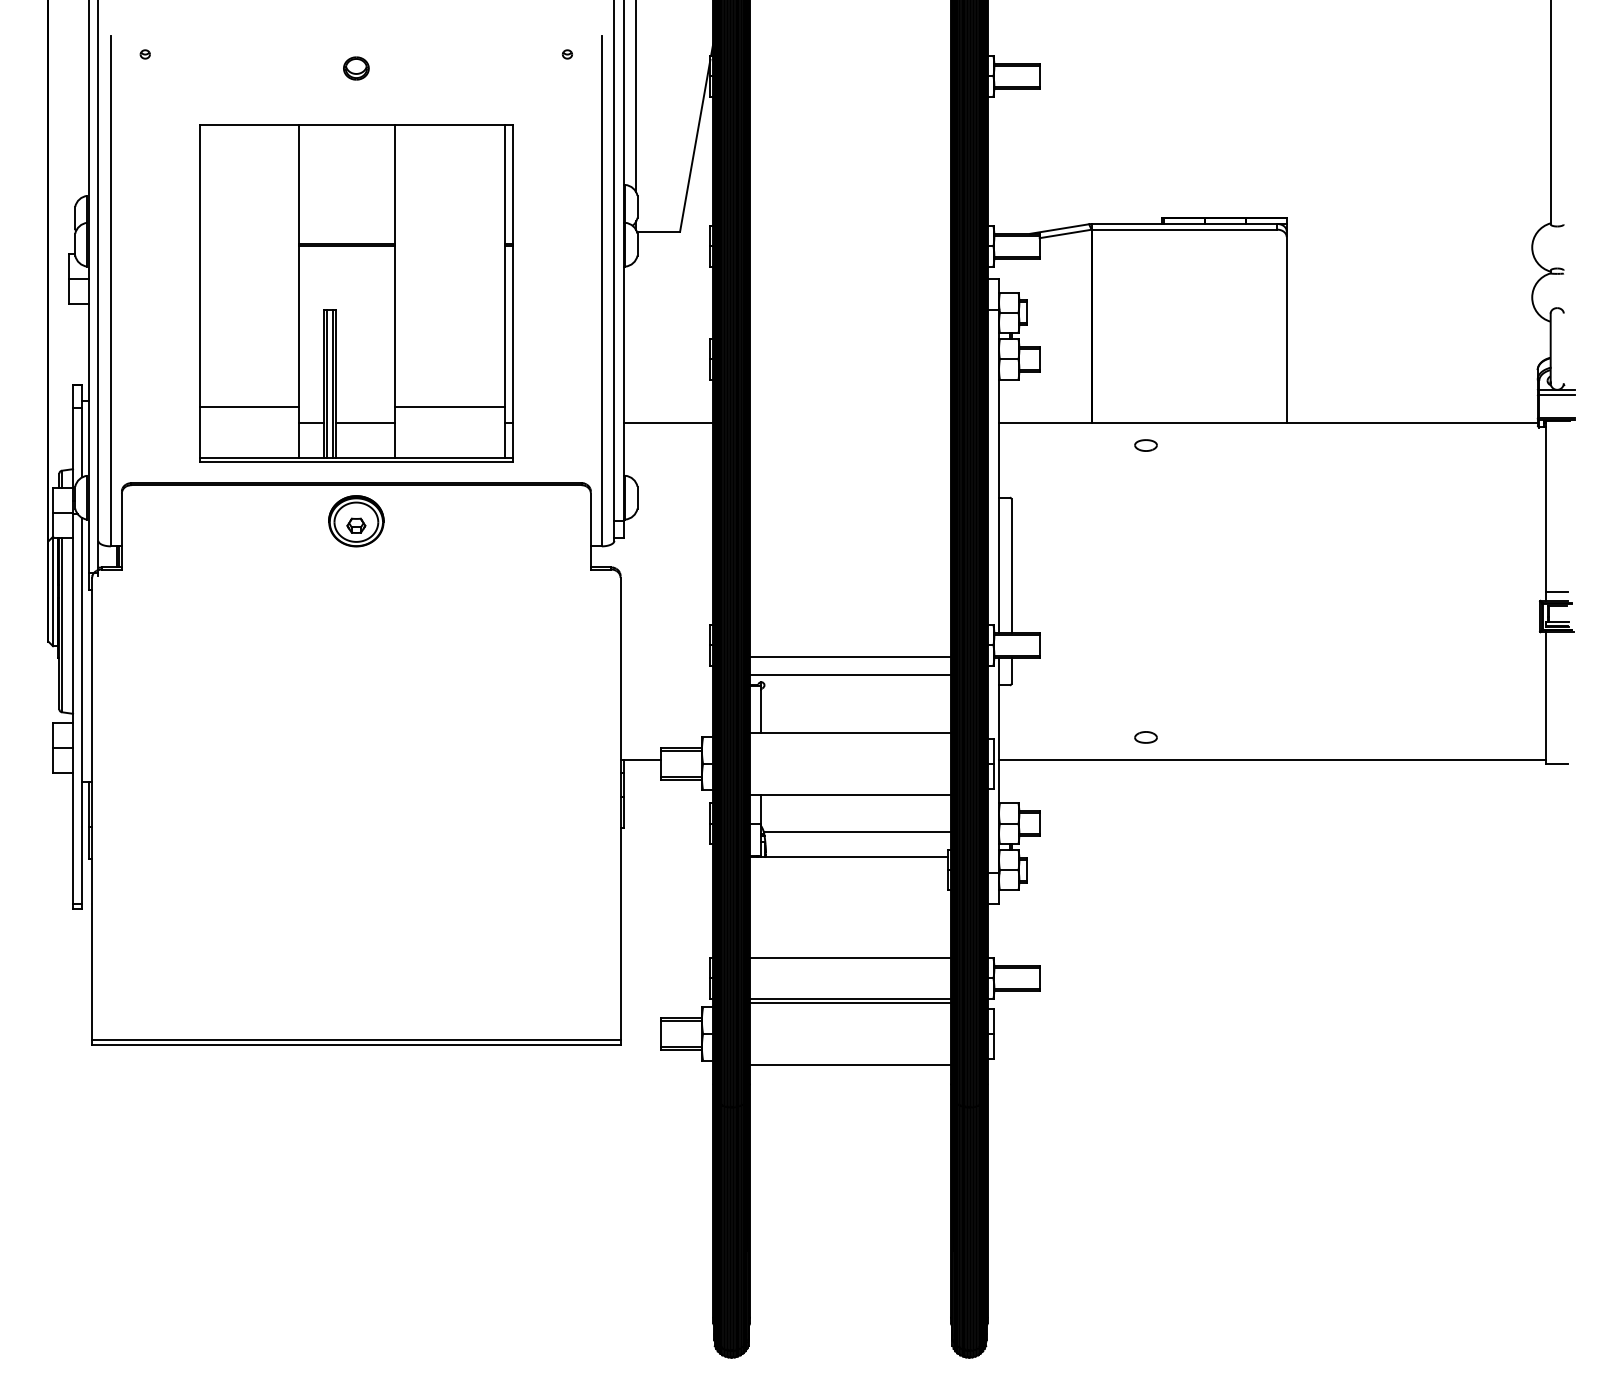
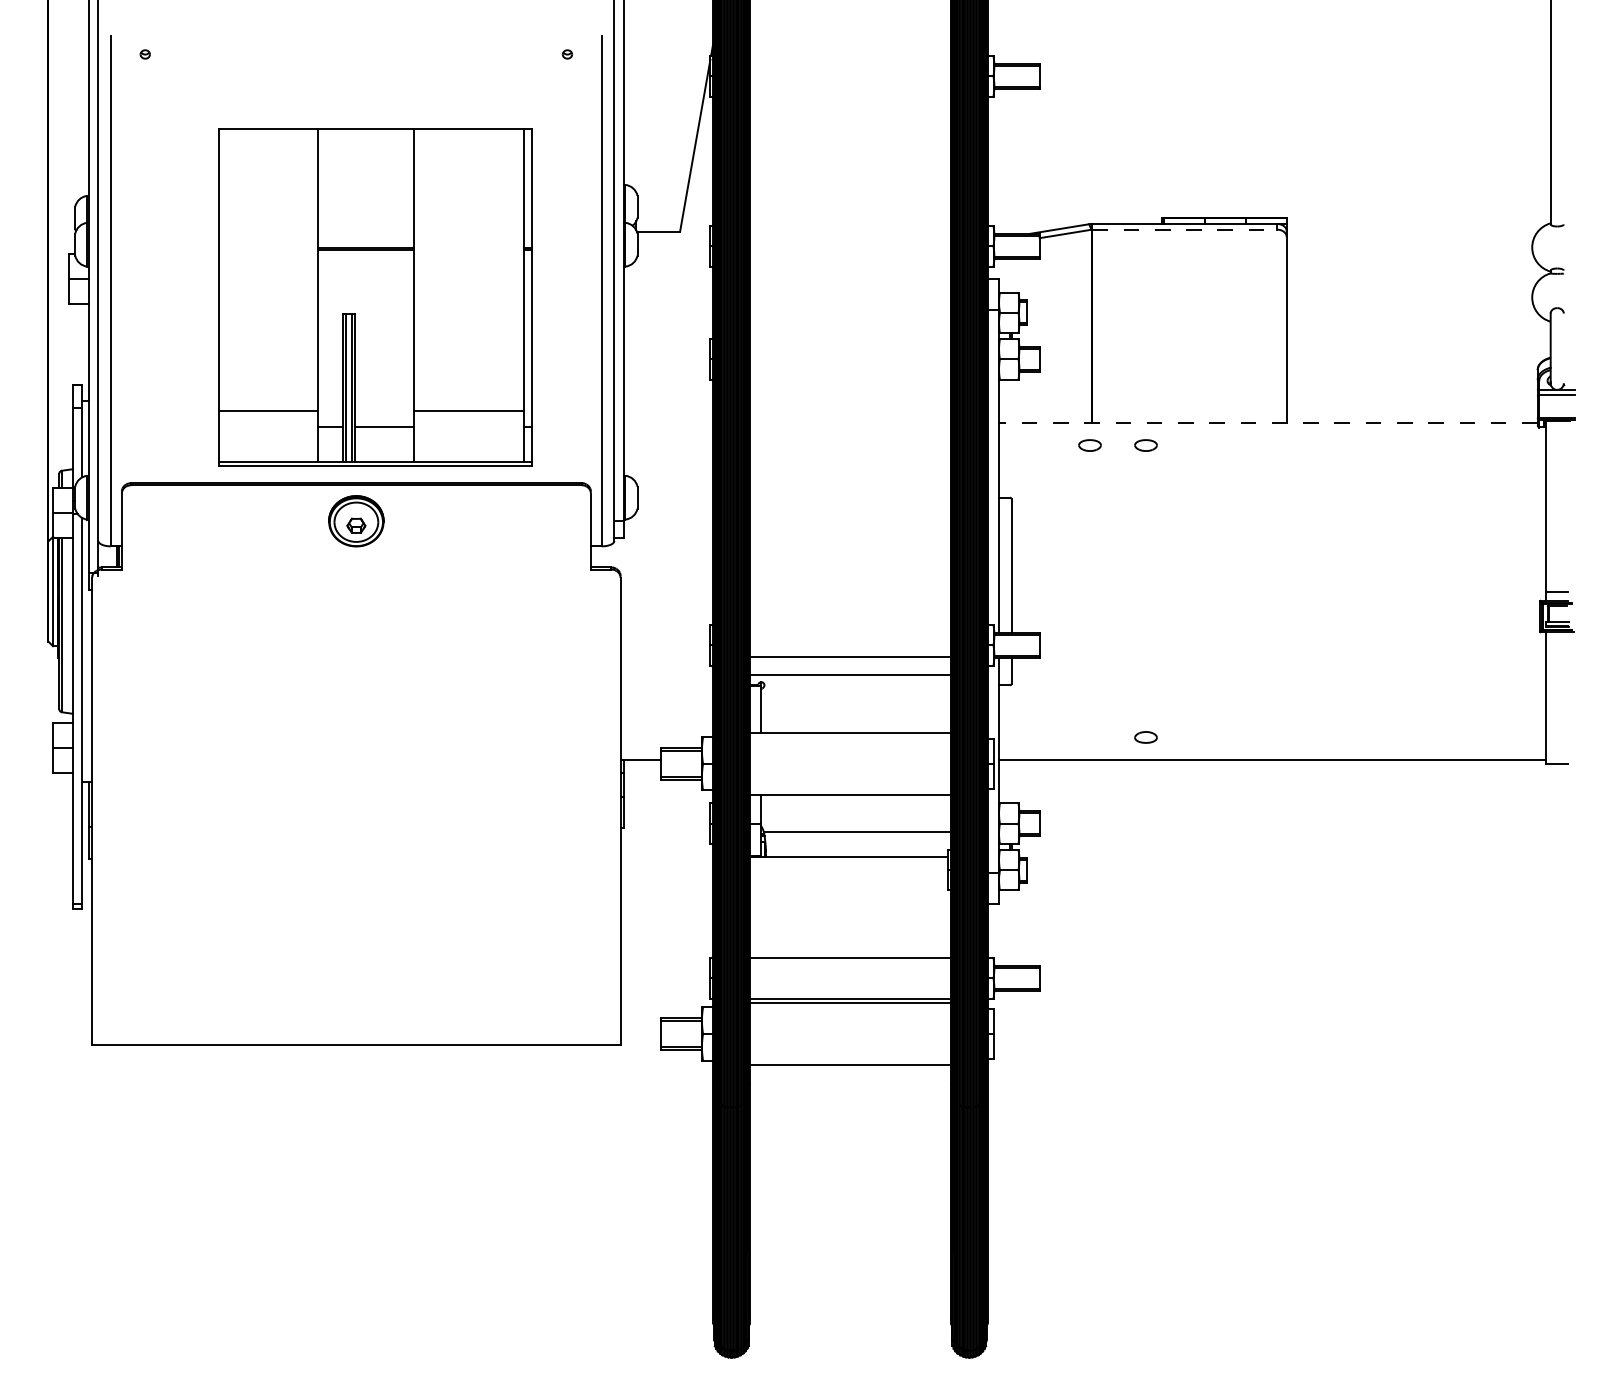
part: present -> none (356, 68)
line: present -> none (636, 97)
line: solid -> dashed (1185, 229)
part position: (356, 293) -> (375, 297) (375, 297)
line: present -> none (668, 422)
line: solid -> dashed (1267, 422)
part: none -> present (1089, 445)
line: present -> none (356, 1040)
